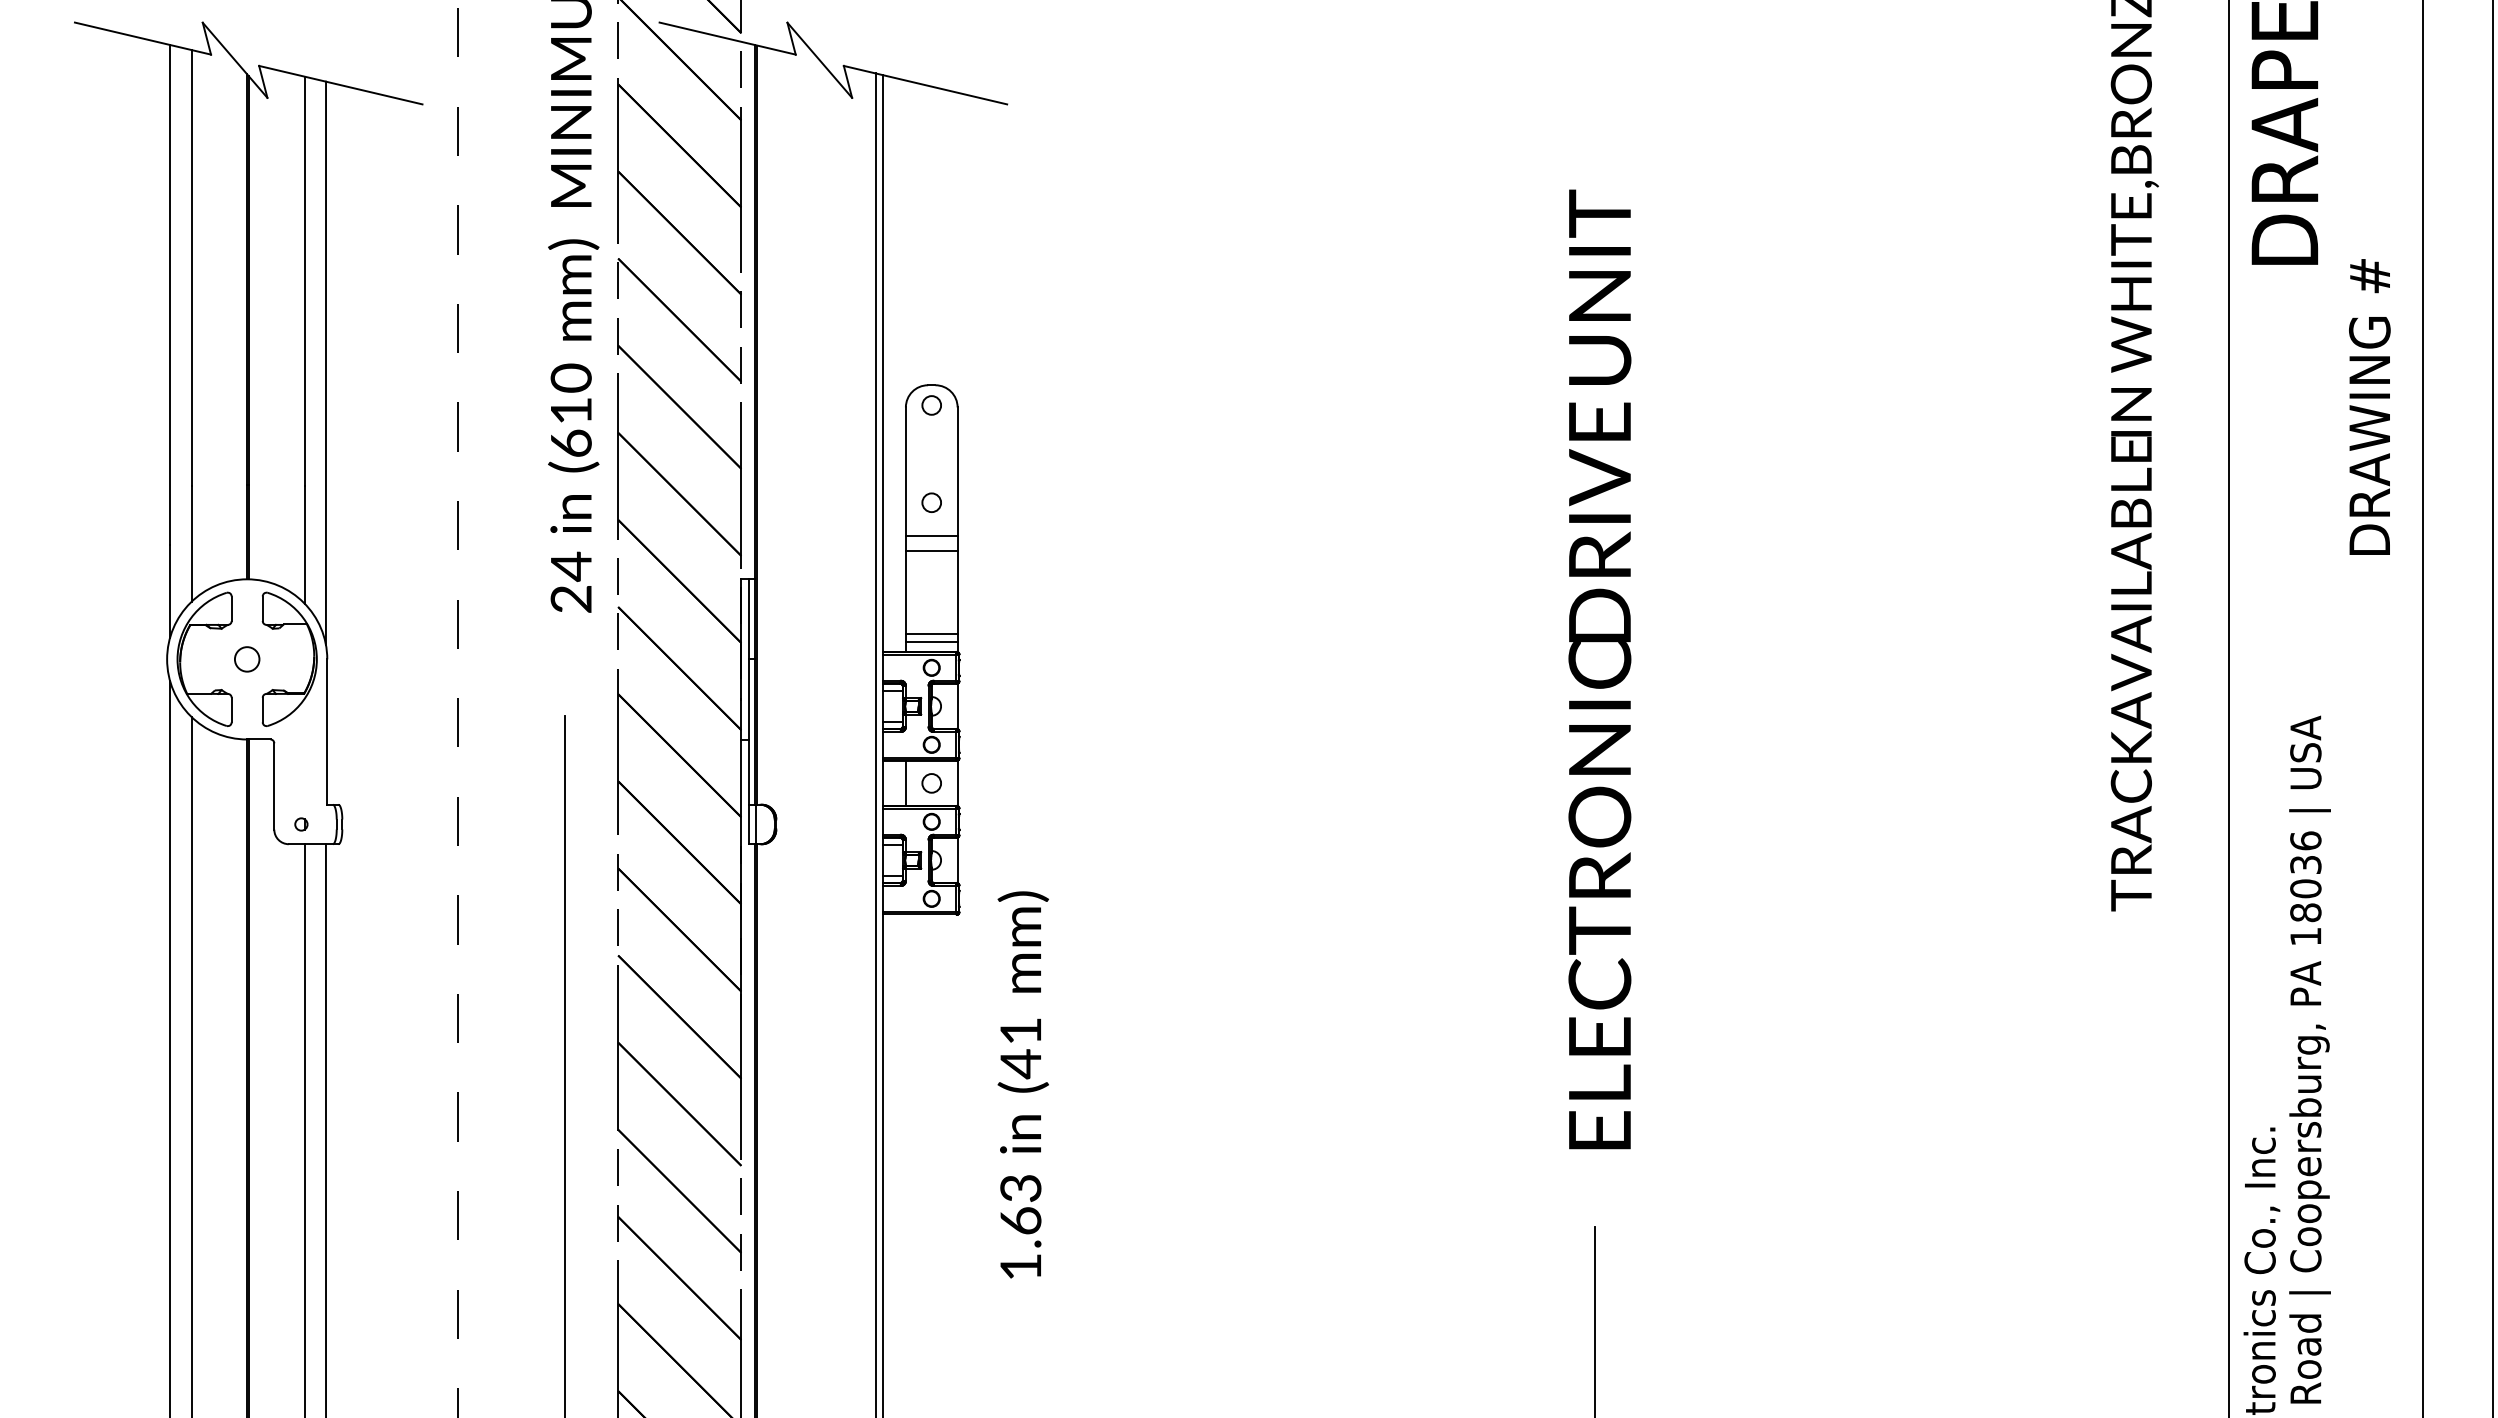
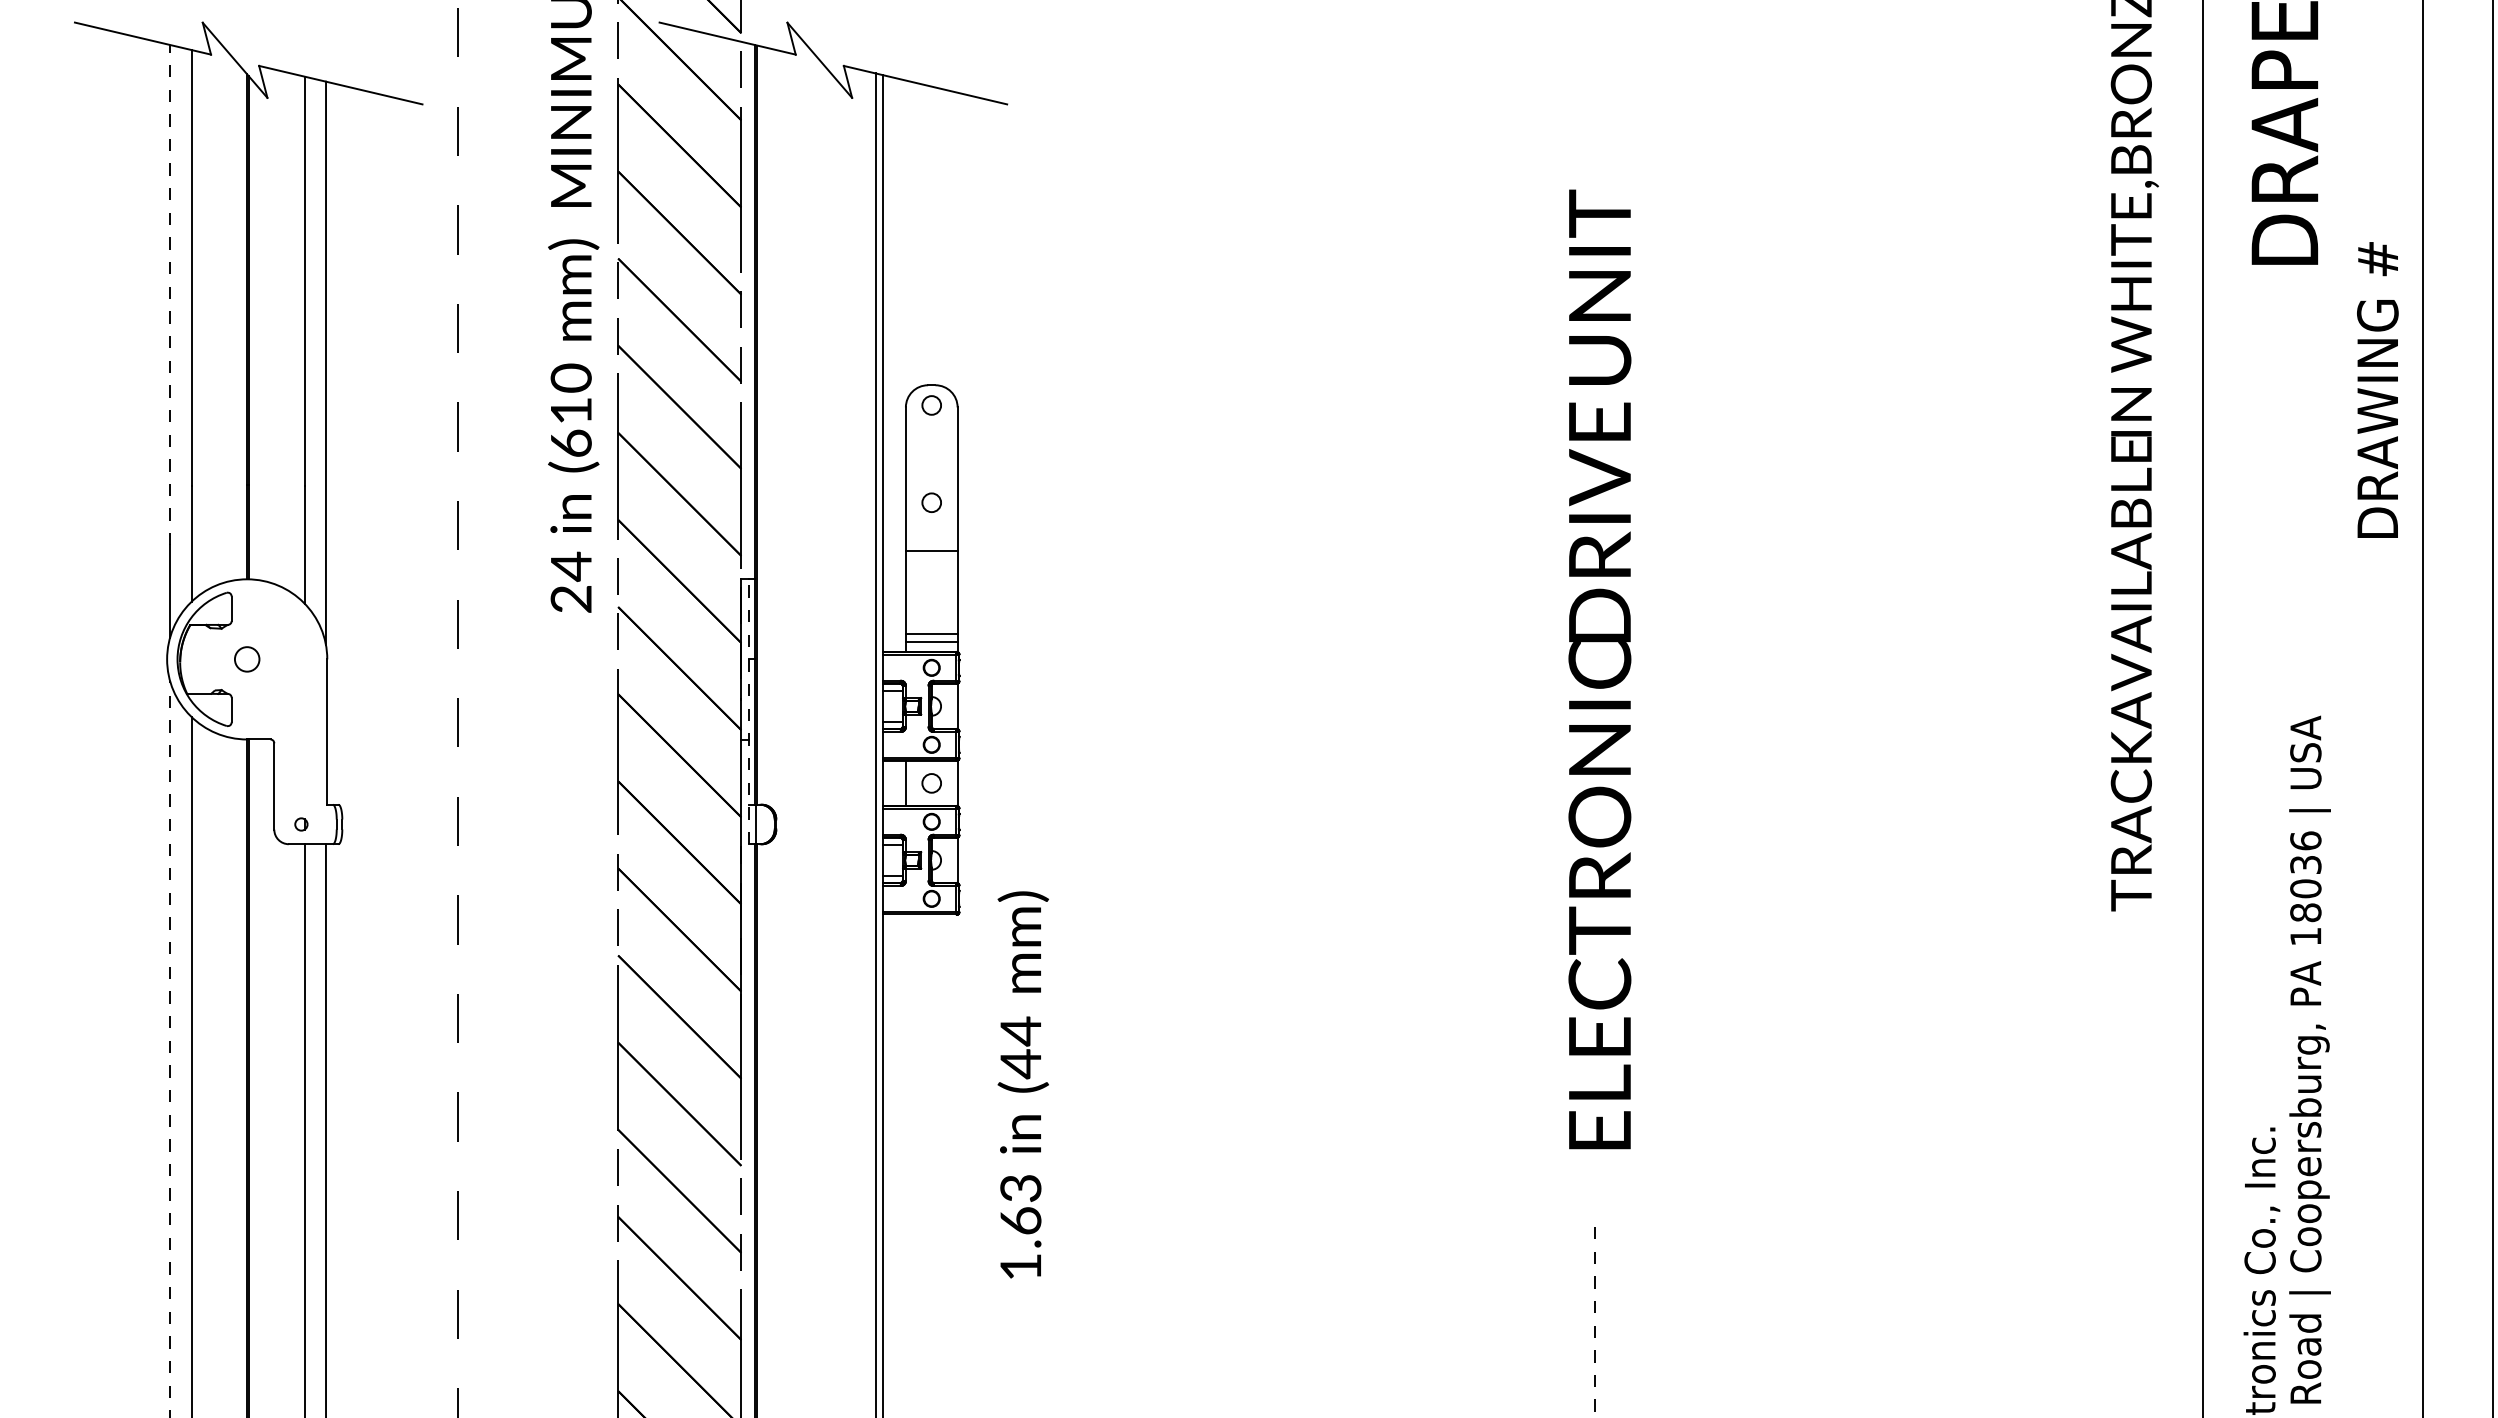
line: solid -> dashed (170, 294)
text position: (2369, 406) -> (2377, 389) (2377, 389)
line: present -> none (931, 535)
part: present -> none (312, 663)
line position: (2228, 708) -> (2202, 708) (2202, 708)
line: solid -> dashed (749, 711)
text: (41 -> (44 (1020, 1031)
line: solid -> dashed (170, 1049)
line: present -> none (565, 1064)
line: solid -> dashed (1595, 1322)
